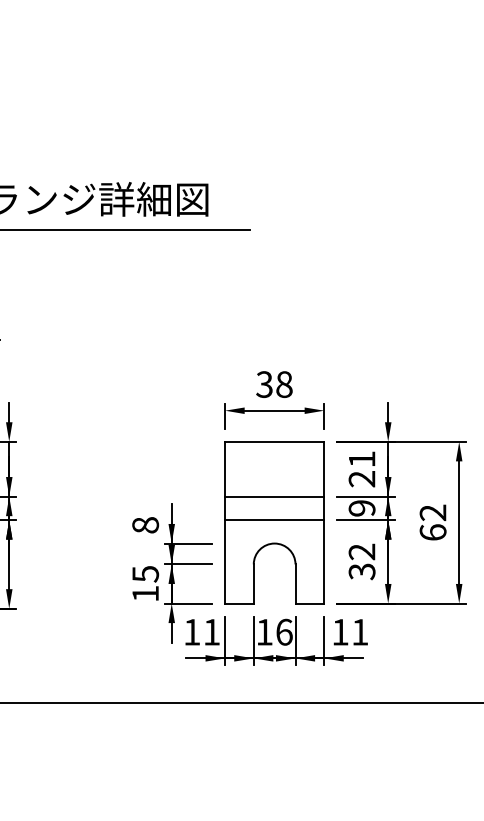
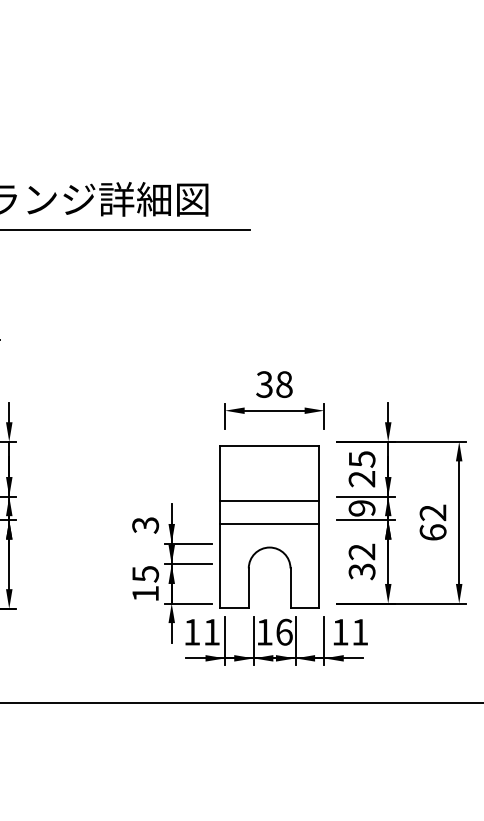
text: 21 -> 25 (362, 459)
part position: (274, 522) -> (269, 526) (269, 526)
text: 8 -> 3 (145, 525)
